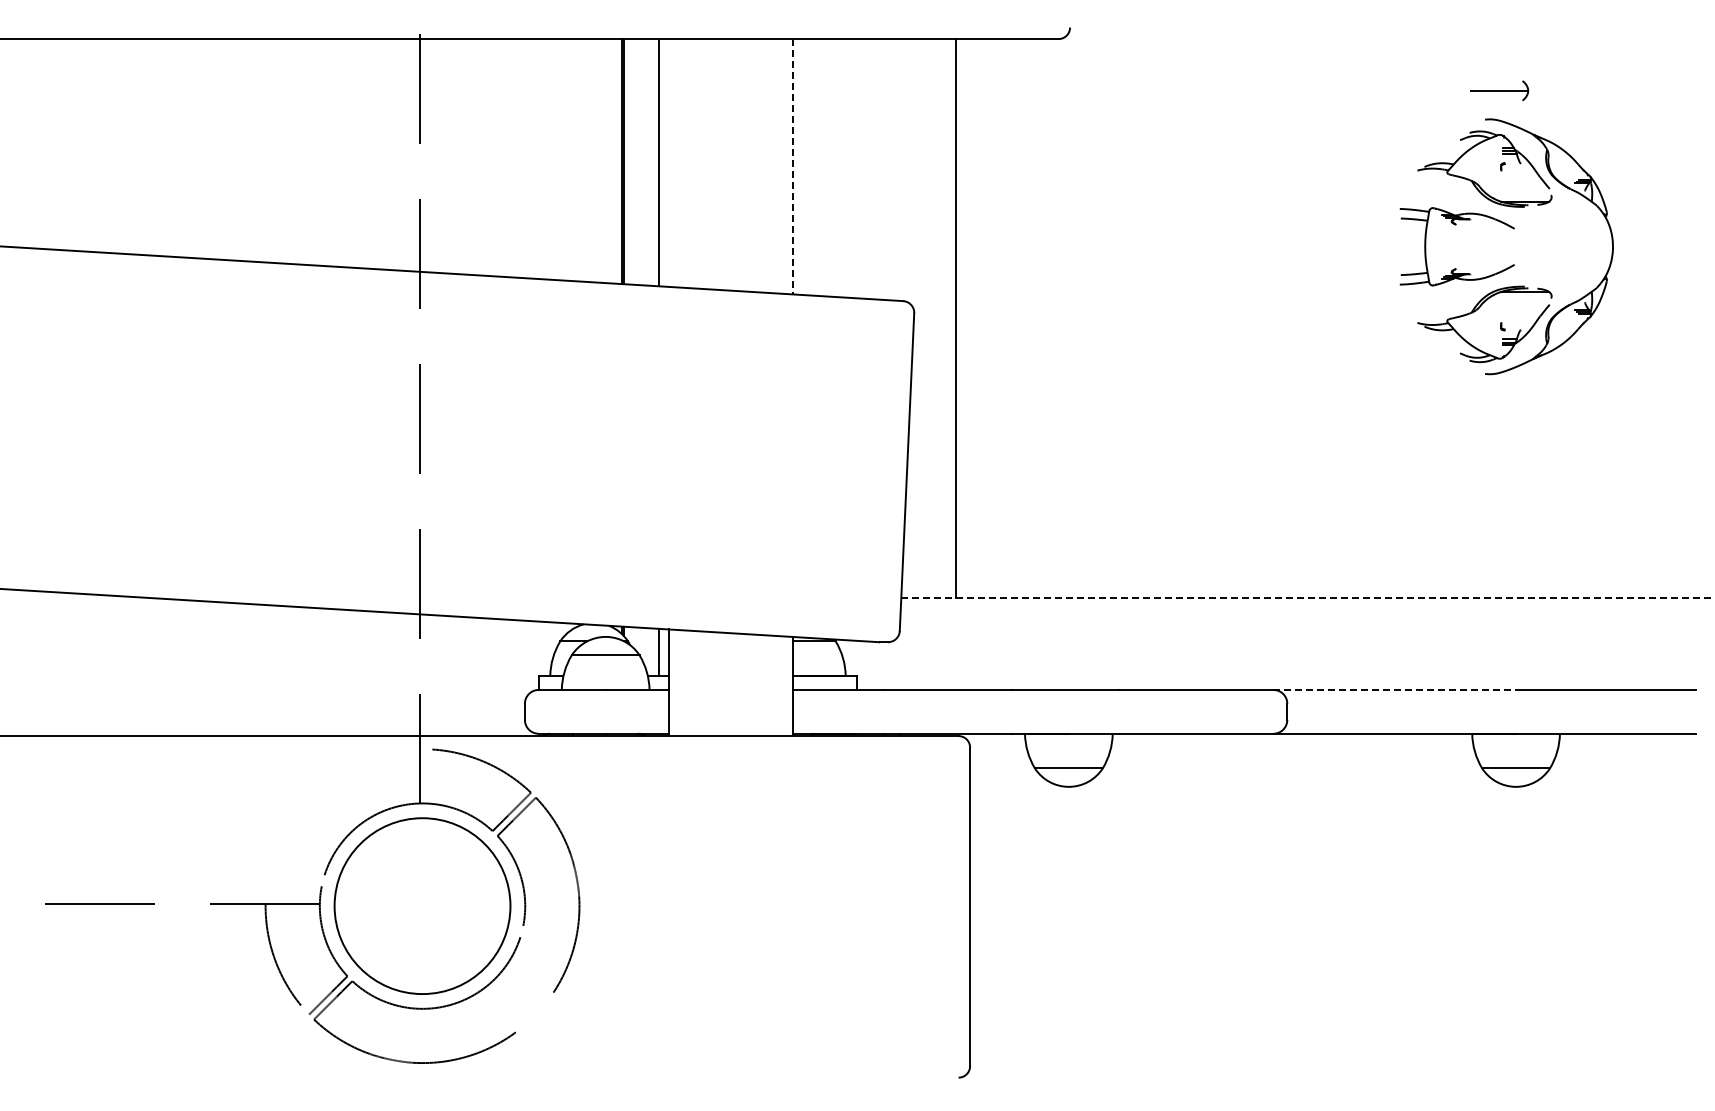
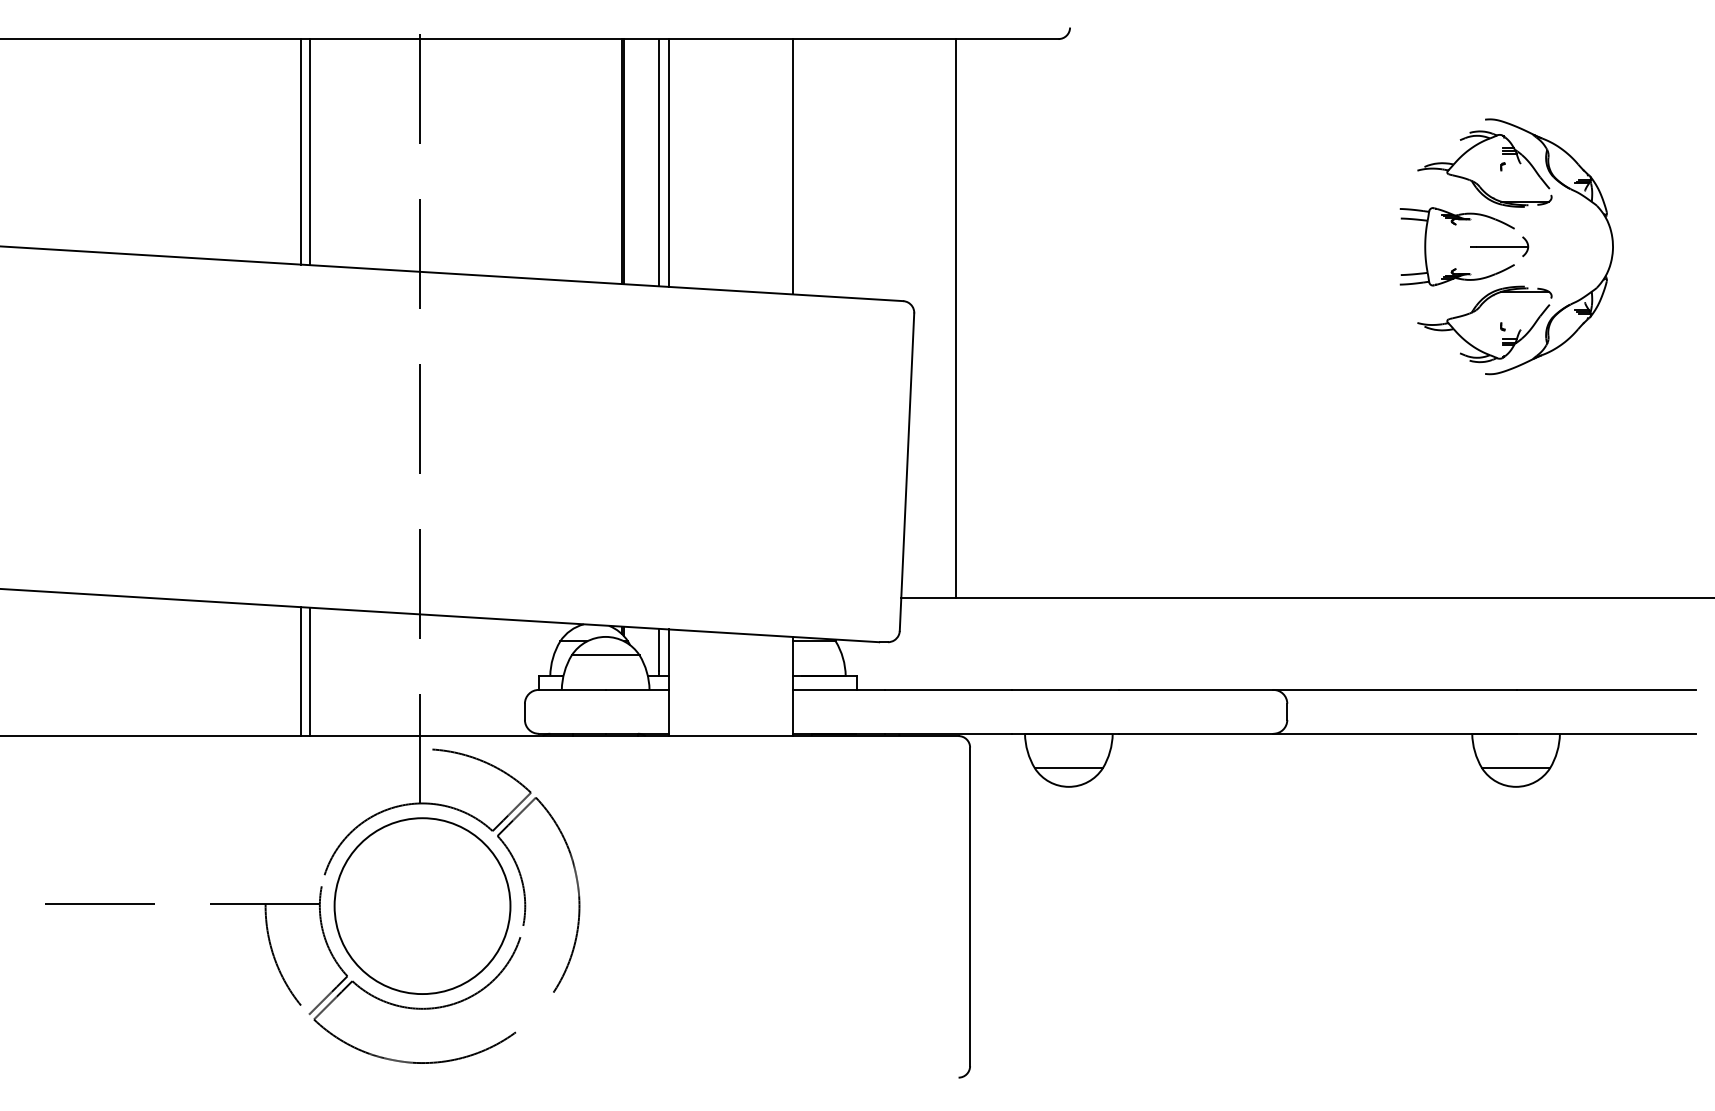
part position: (1499, 90) -> (1499, 246) (1499, 246)
line: none -> present (301, 151)
line: none -> present (310, 152)
line: none -> present (669, 162)
line: dashed -> solid (793, 166)
line: dashed -> solid (1308, 597)
line: none -> present (301, 671)
line: none -> present (310, 671)
line: dashed -> solid (1395, 689)
